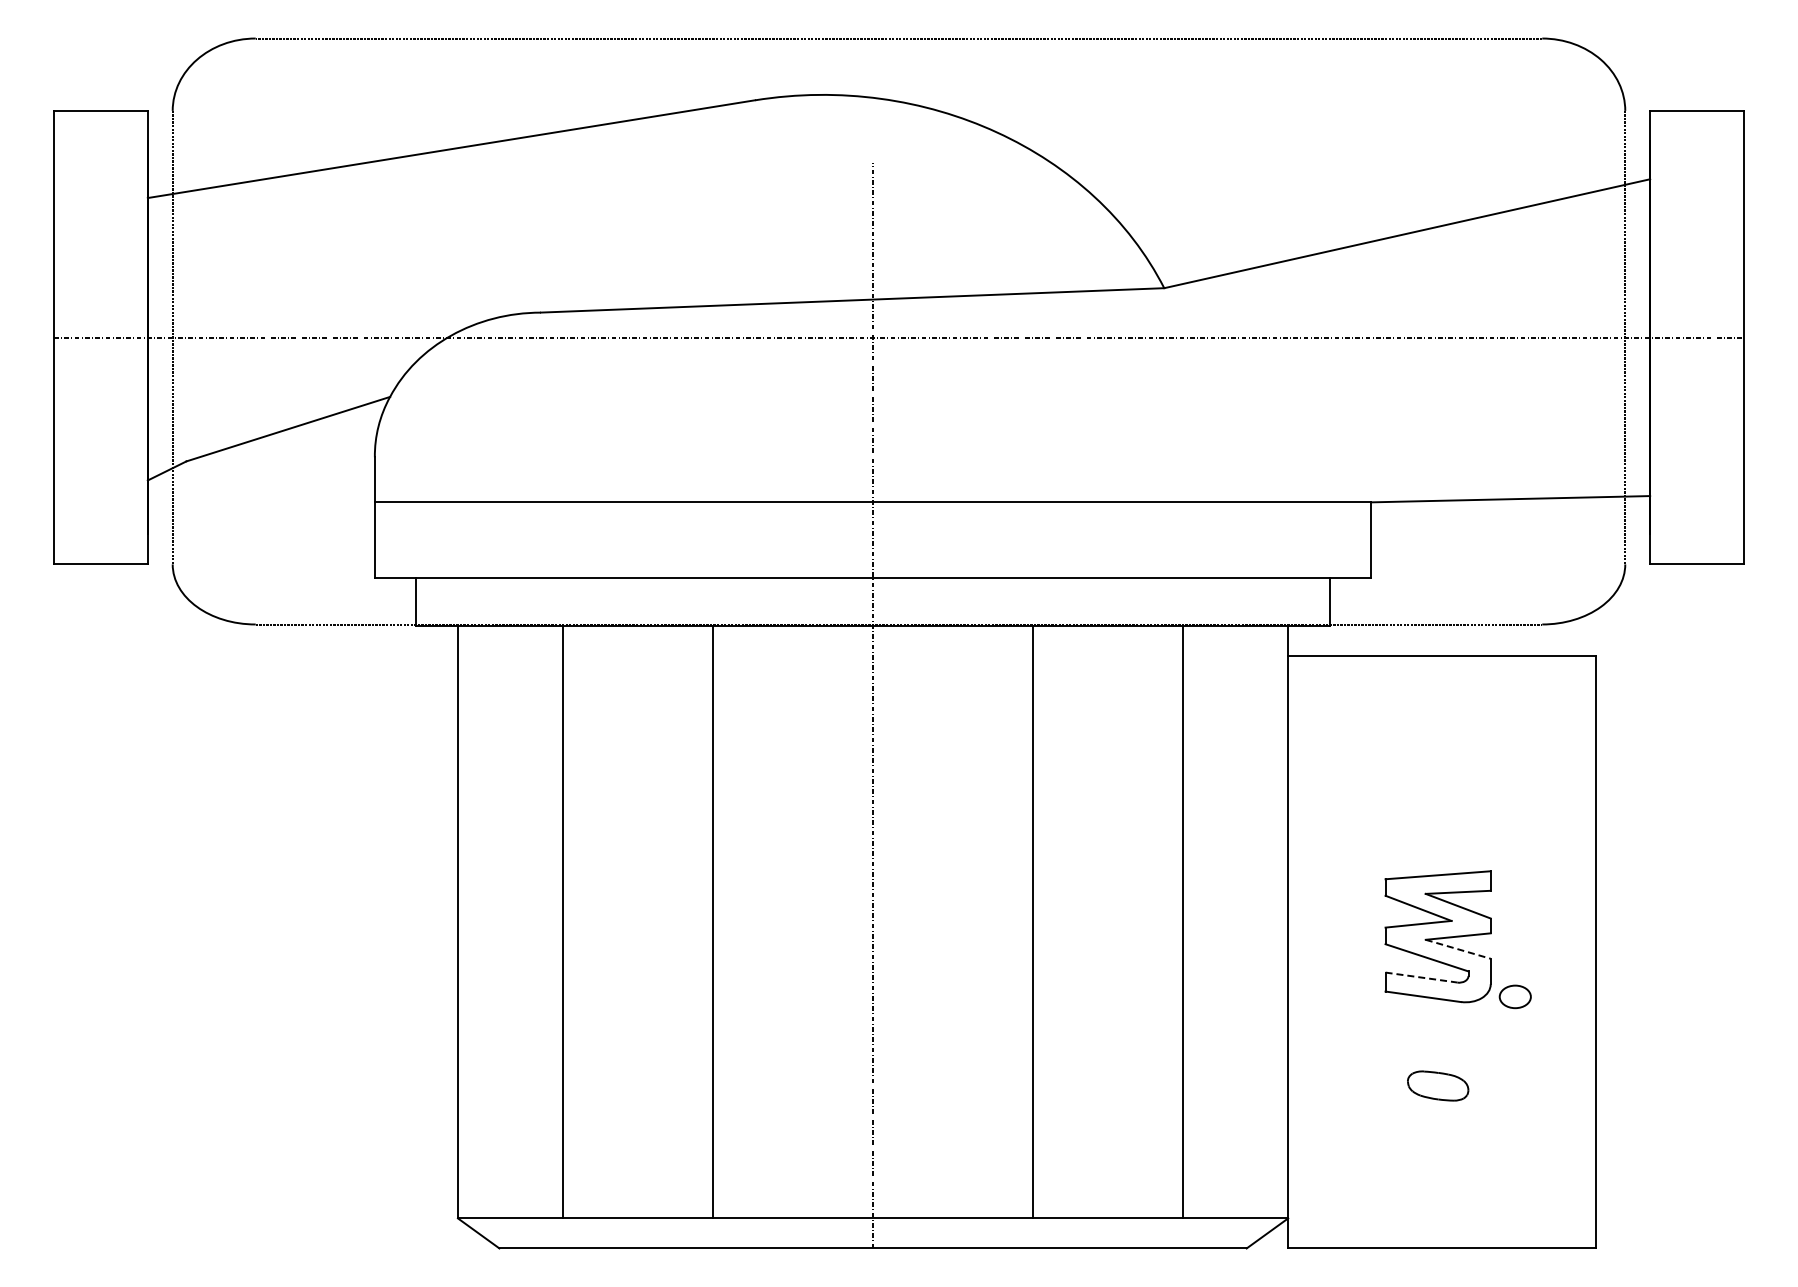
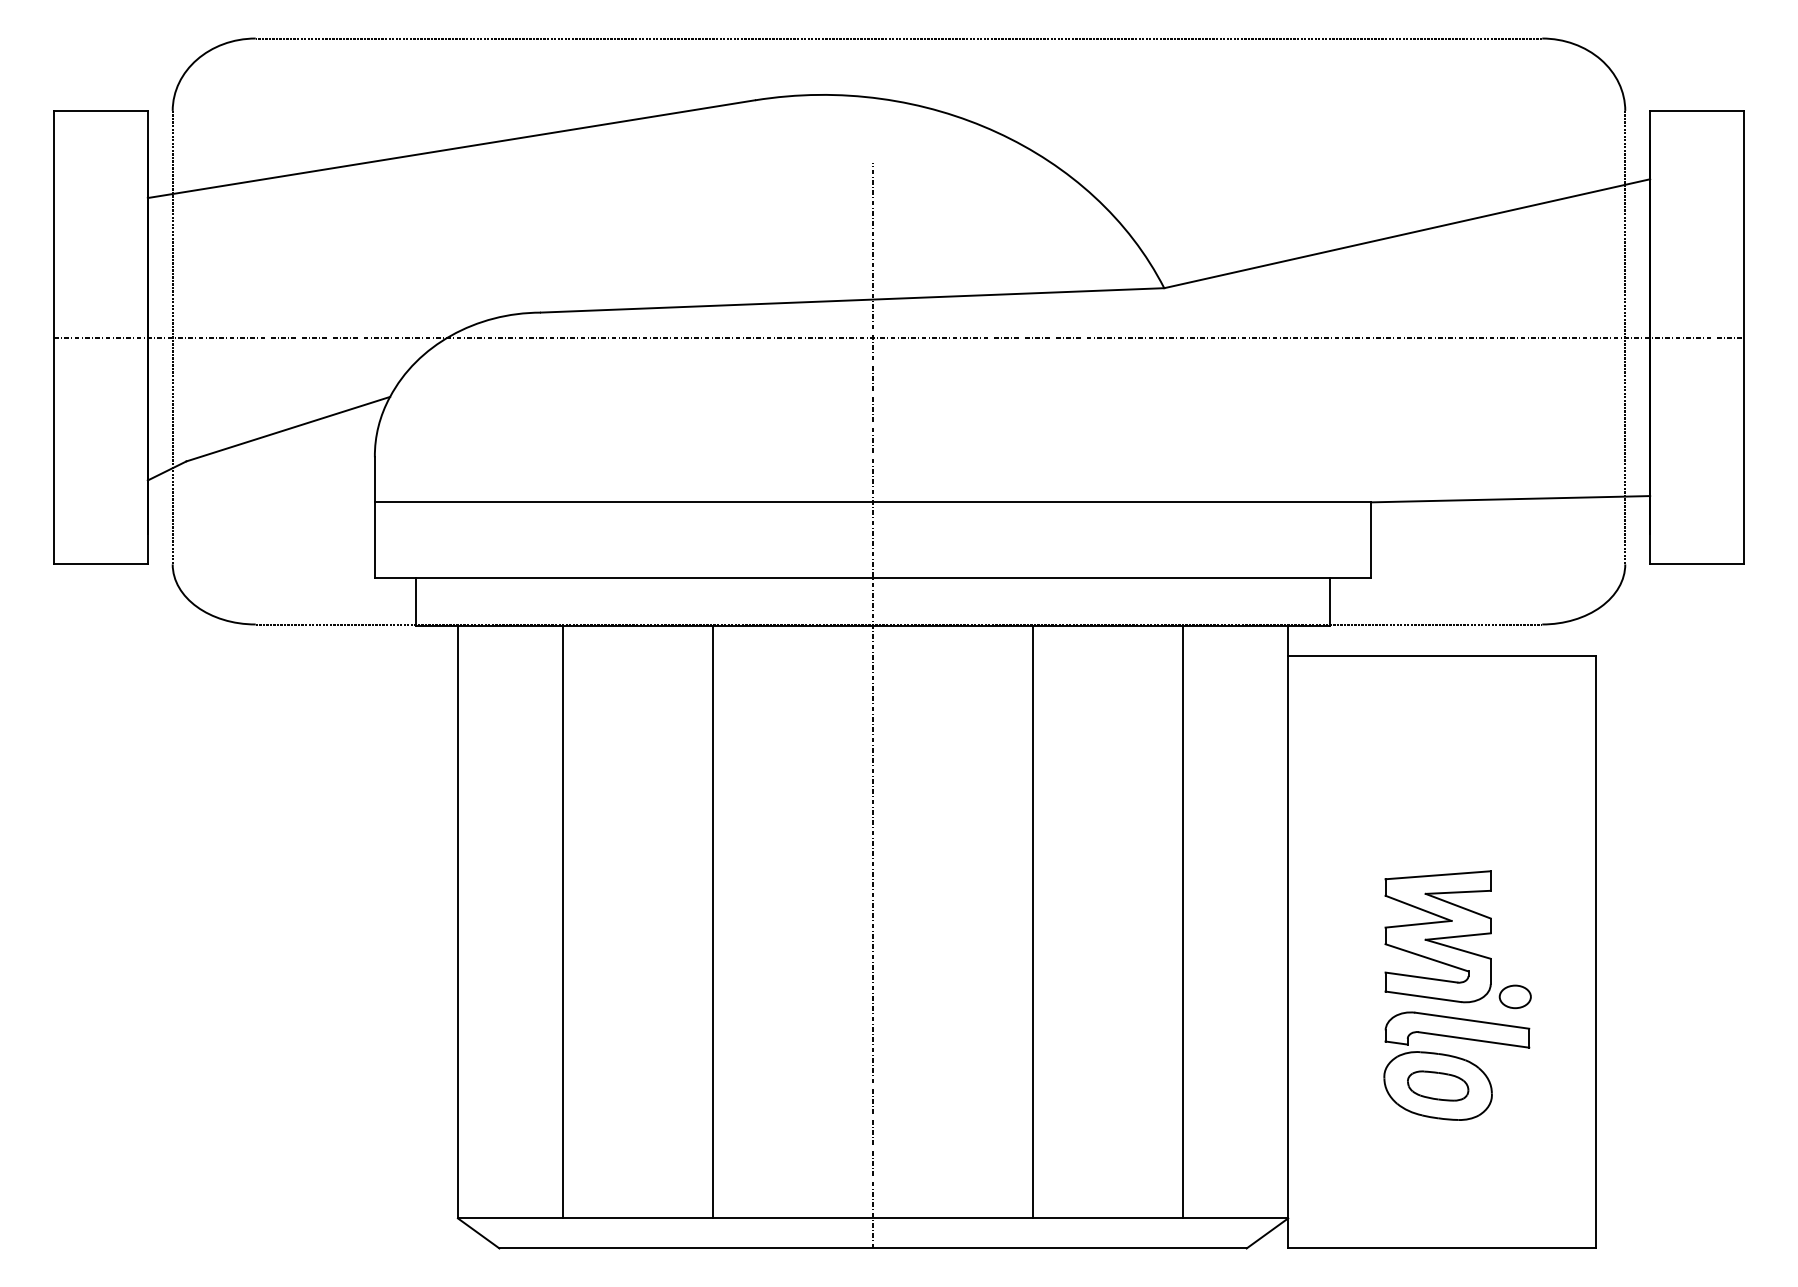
line: dashed -> solid (1458, 949)
line: dashed -> solid (1421, 977)
part: none -> present (1456, 1065)
